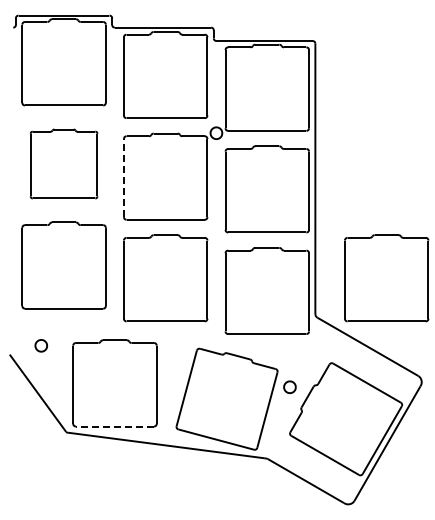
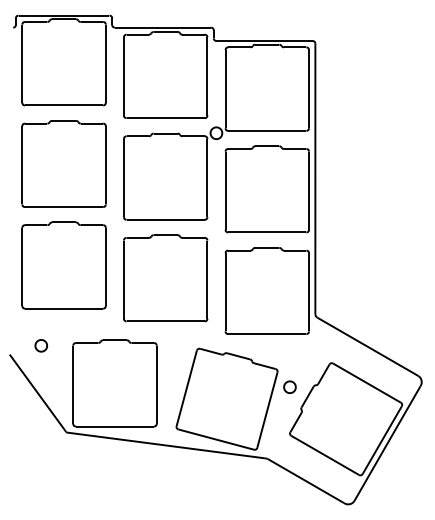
part size: 70x72 px -> 86x88 px (63, 163)
line: dashed -> solid (123, 177)
part: present -> none (386, 278)
line: dashed -> solid (114, 426)
